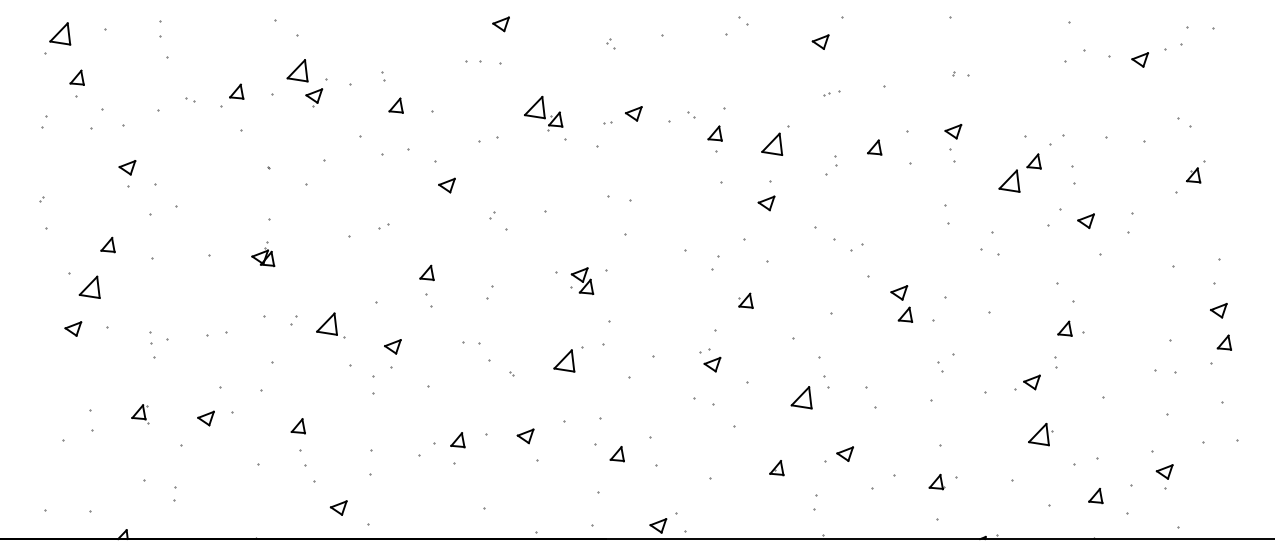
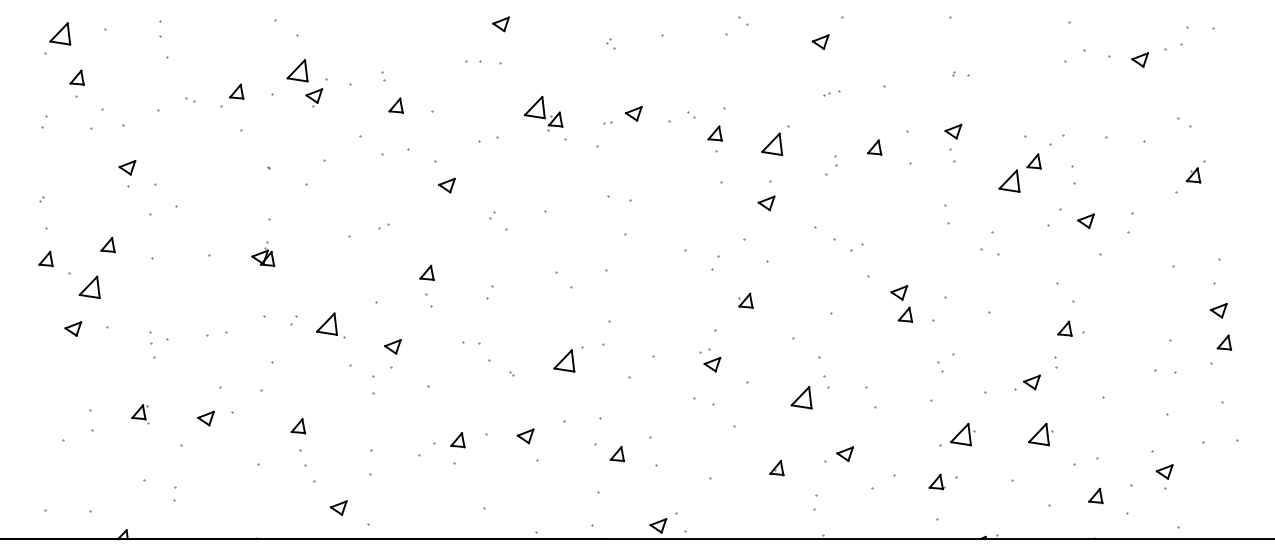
part: none -> present (45, 258)
part: present -> none (582, 280)
part: none -> present (962, 434)
